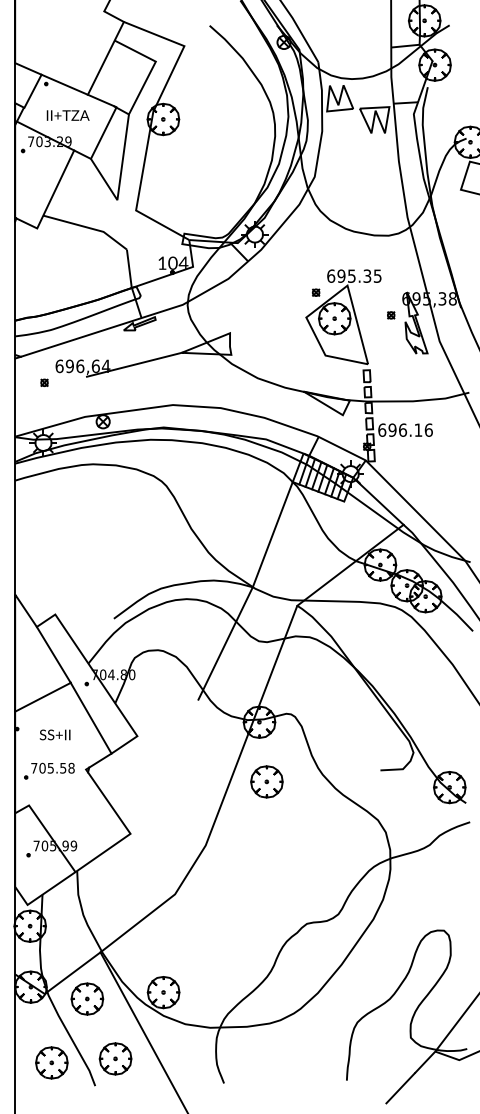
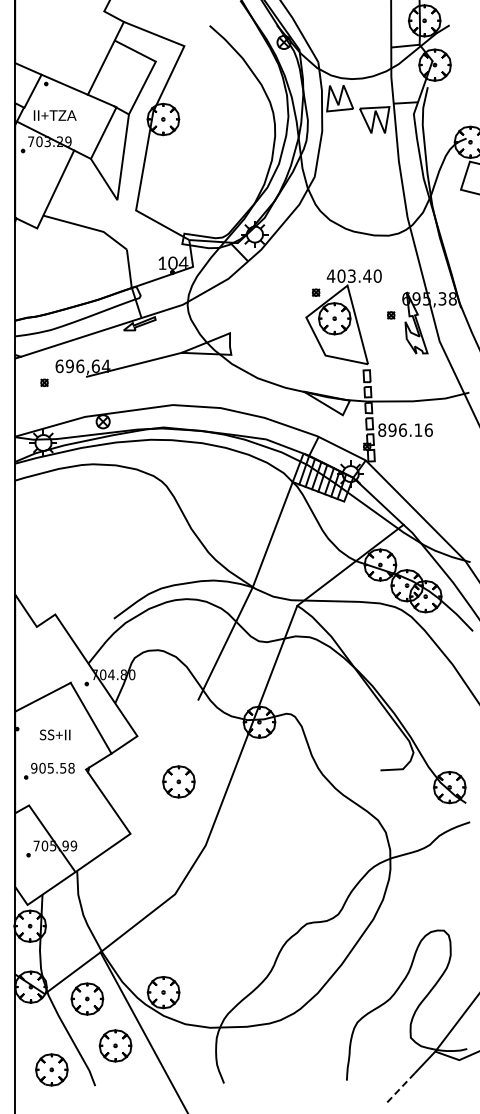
text position: (67, 115) -> (54, 115) (54, 115)
text: 695.35 -> 403.40 (353, 275)
text: 696.16 -> 896.16 (382, 429)
line: present -> none (53, 654)
text: 705.58 -> 905.58 (34, 767)
part position: (266, 781) -> (178, 781) (178, 781)
part position: (115, 1058) -> (115, 1045) (115, 1045)
part position: (51, 1062) -> (51, 1069) (51, 1069)
line: solid -> dashed (400, 1088)
